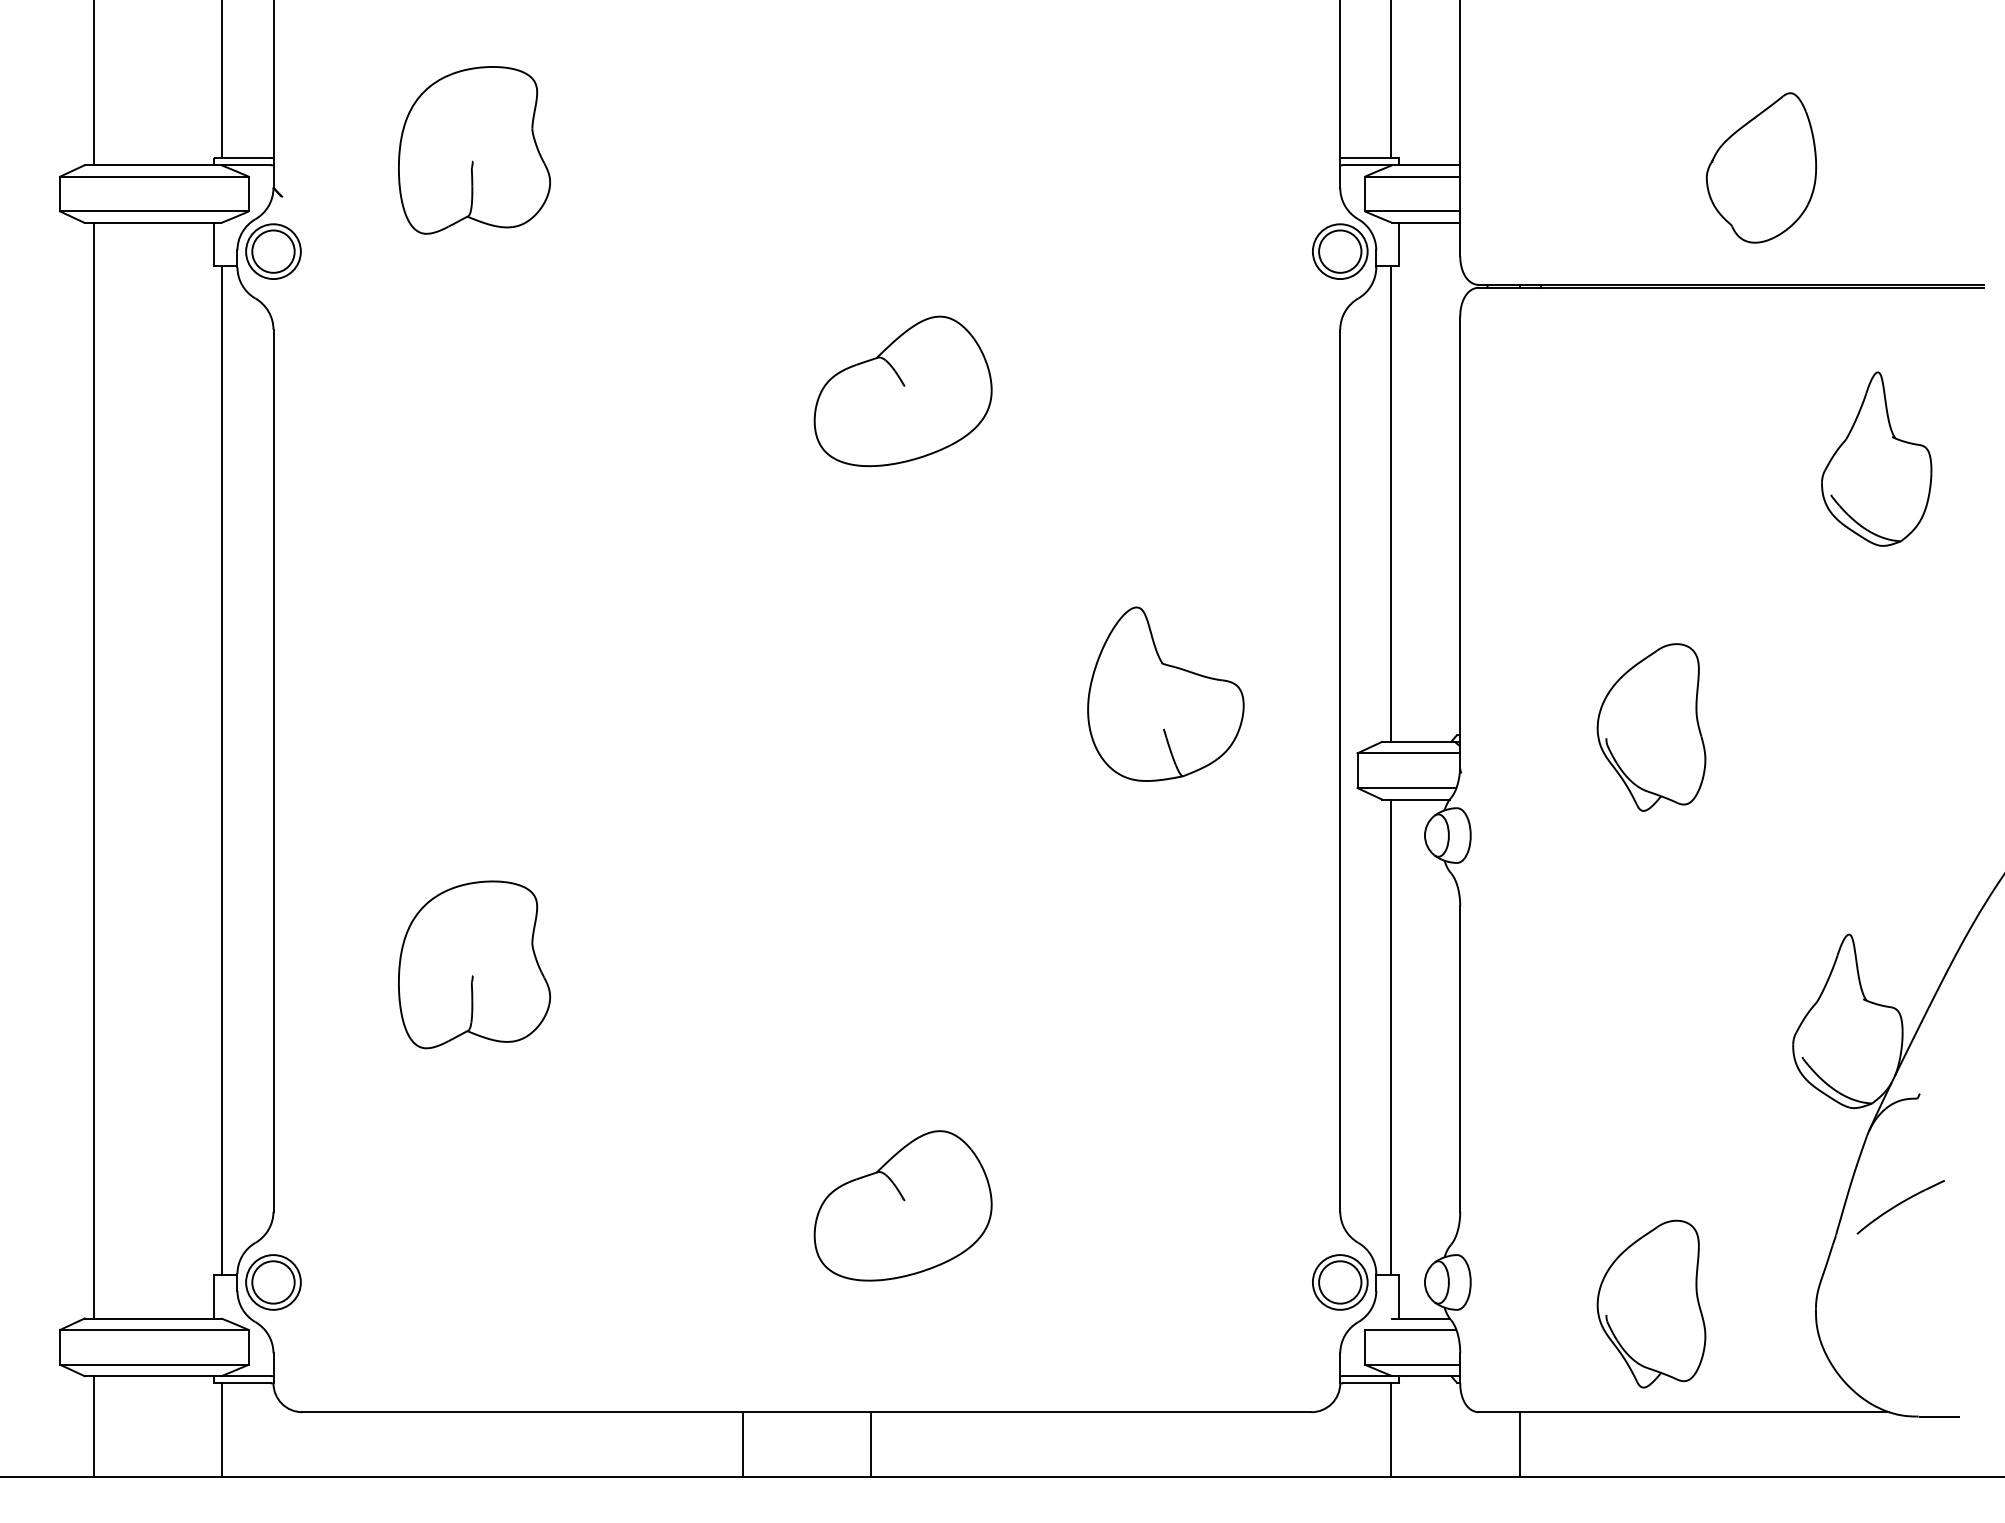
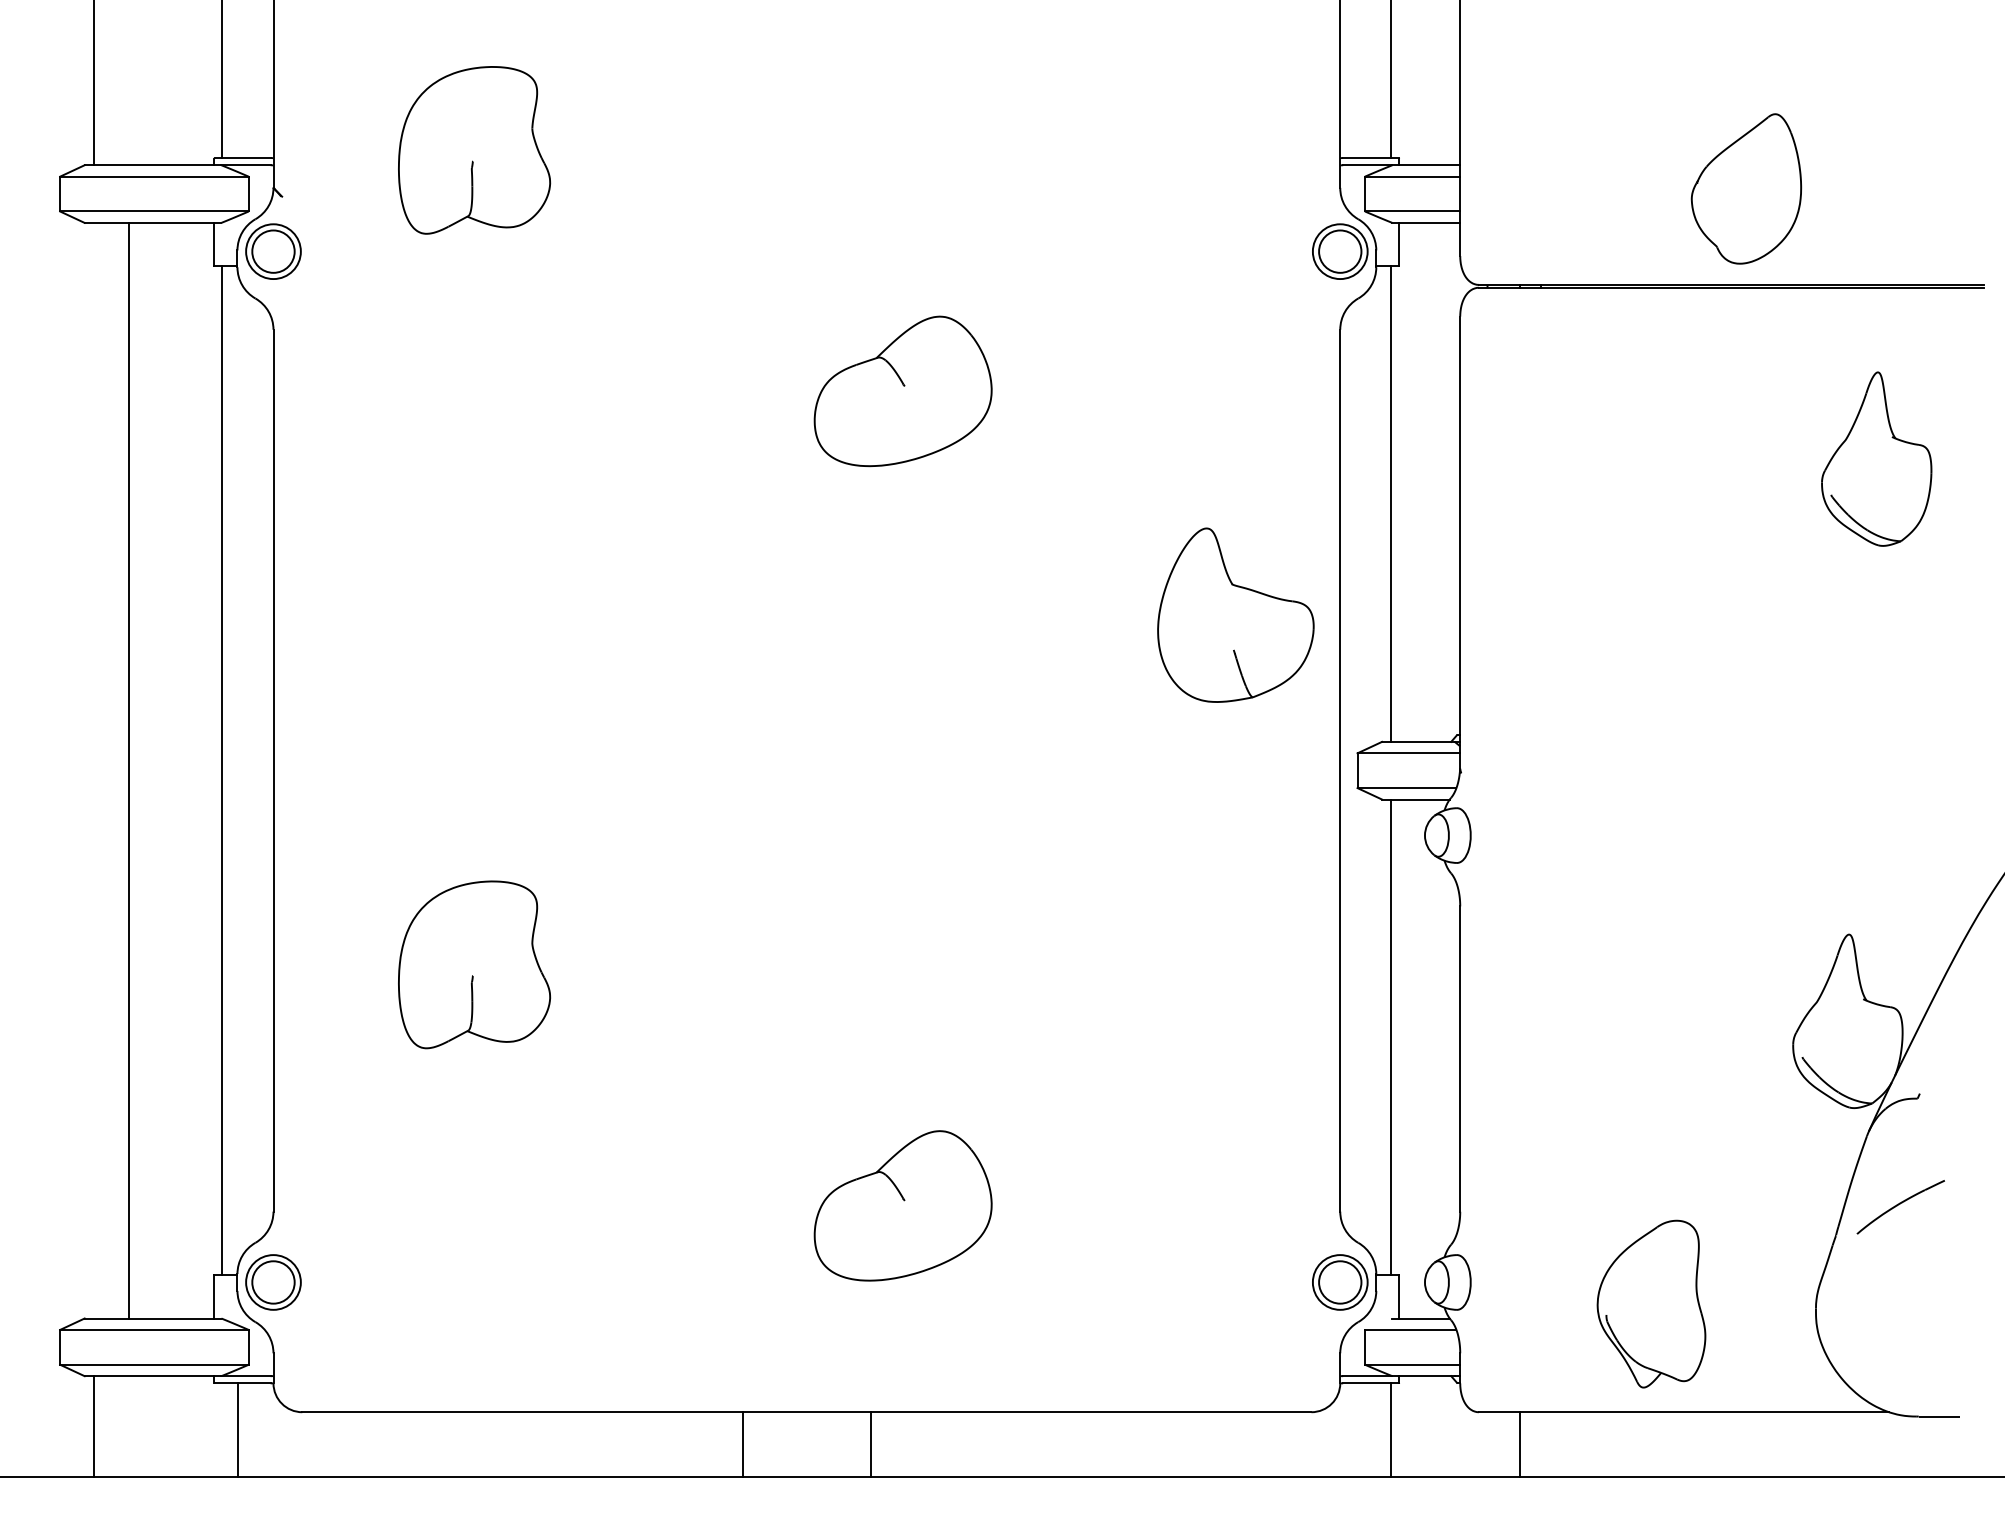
part position: (1761, 167) -> (1746, 188) (1746, 188)
part position: (1165, 693) -> (1235, 614) (1235, 614)
part: present -> none (1651, 727)
line position: (94, 770) -> (129, 770) (129, 770)
line position: (222, 1430) -> (238, 1430) (238, 1430)
